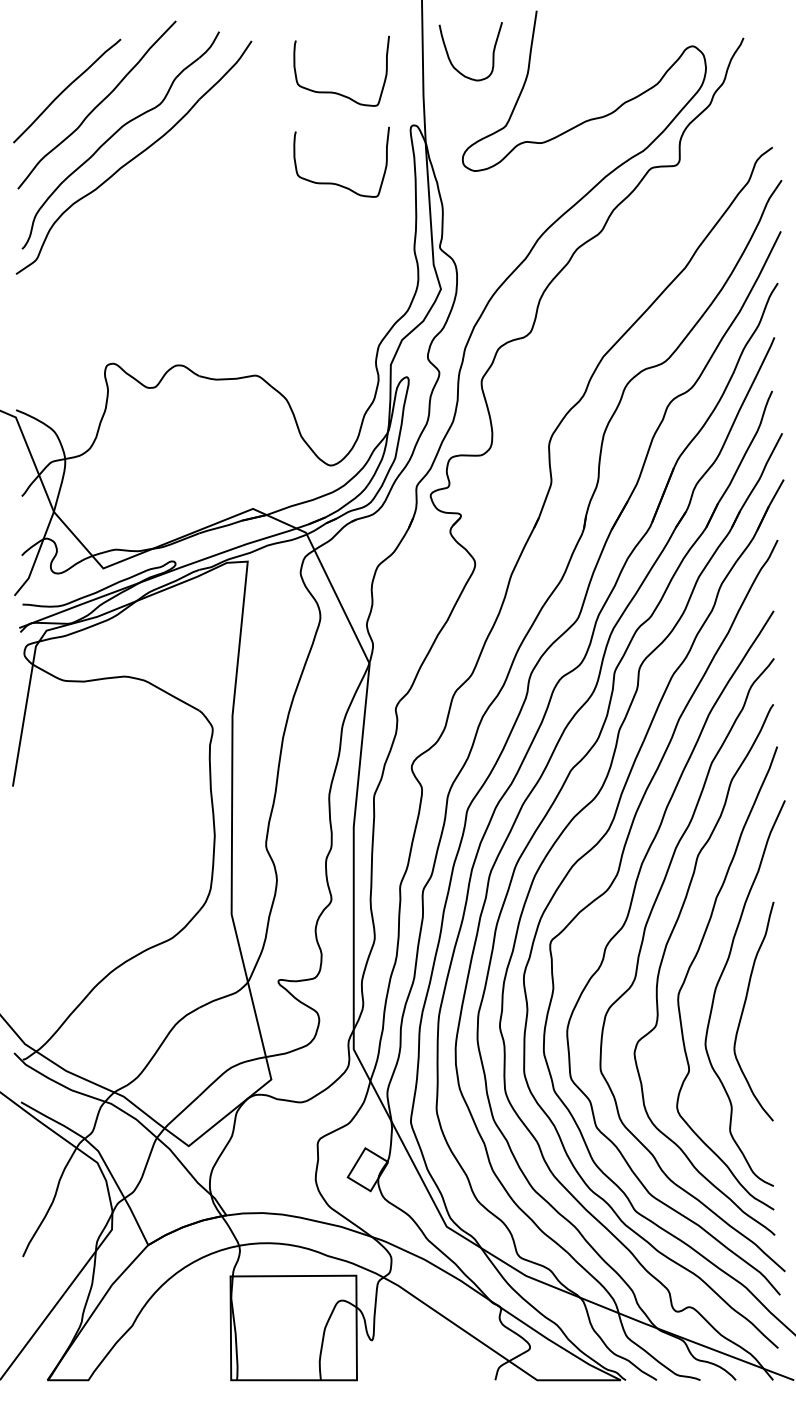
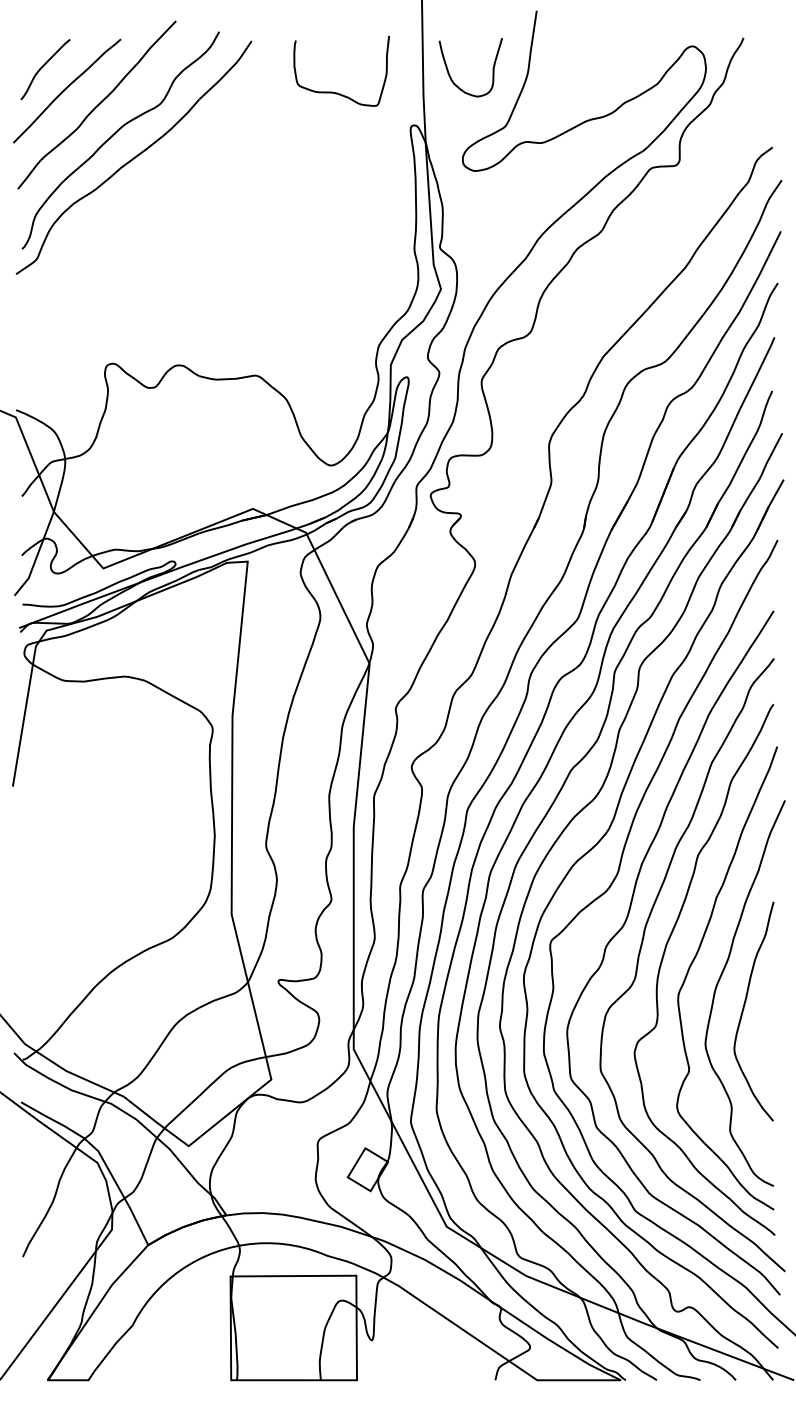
curve position: (451, 61) -> (451, 77) (451, 77)
curve: none -> present (43, 67)
curve: present -> none (337, 183)
